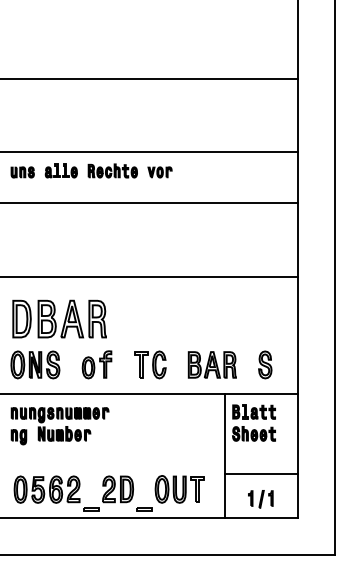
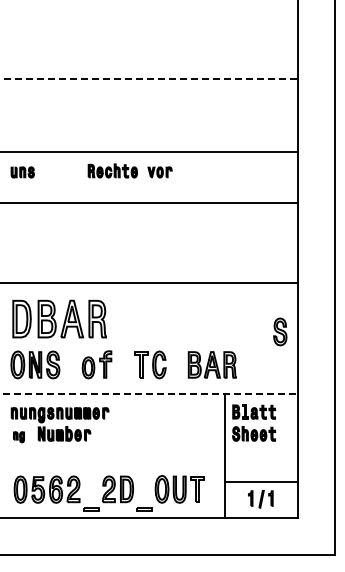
line: solid -> dashed (149, 79)
part: present -> none (60, 170)
line position: (150, 276) -> (150, 282) (150, 282)
part position: (265, 364) -> (280, 331) (280, 331)
line: solid -> dashed (149, 393)
part size: 18x17 px -> 12x13 px (18, 437)
line position: (261, 474) -> (261, 482) (261, 482)
